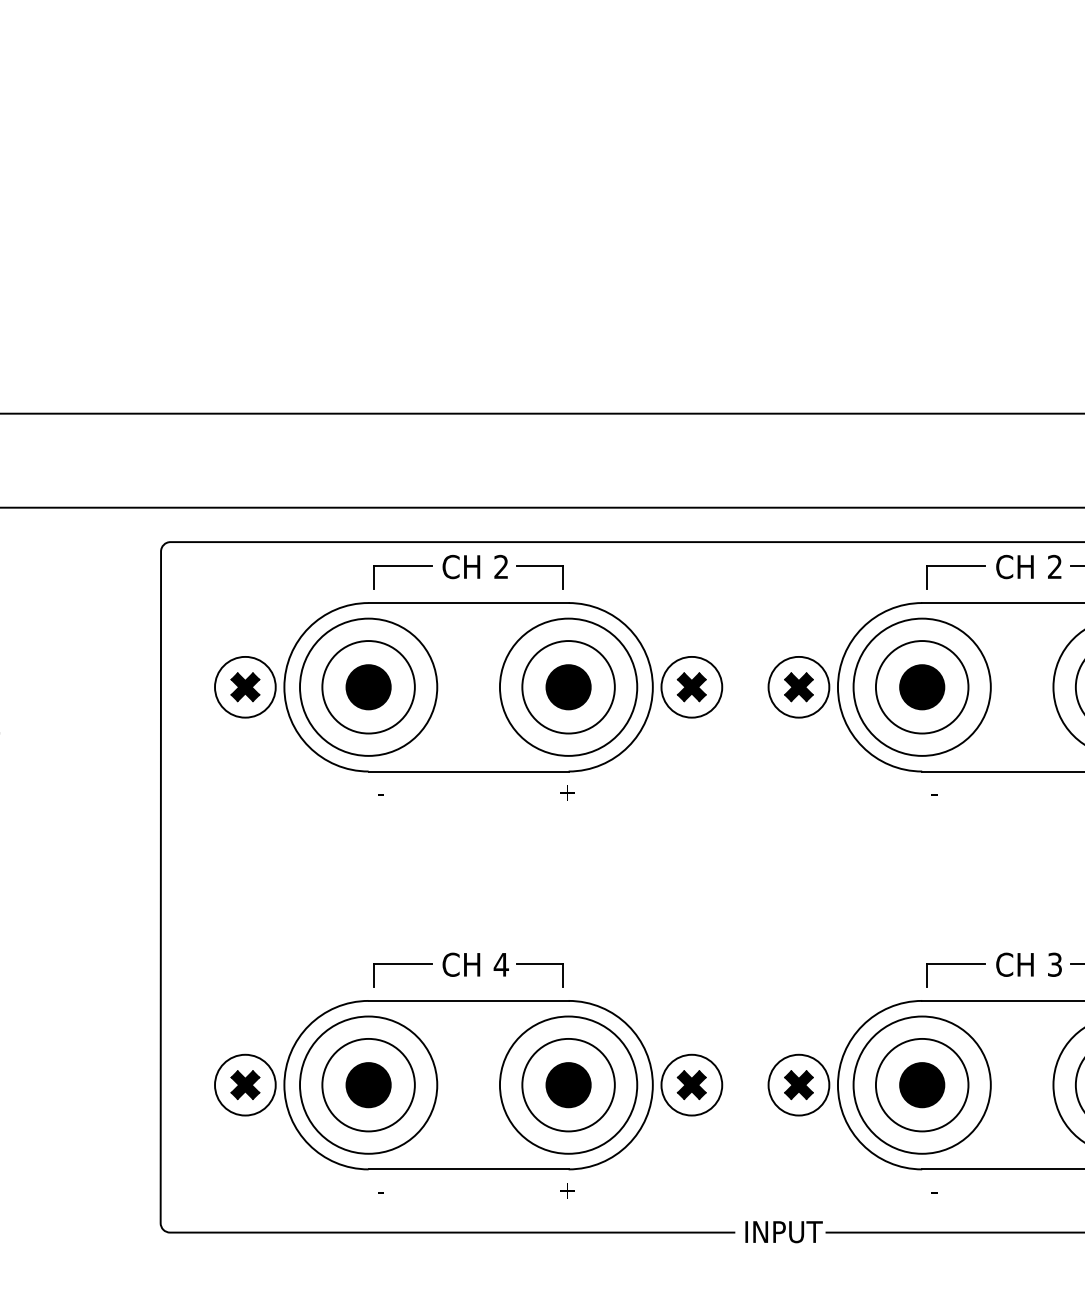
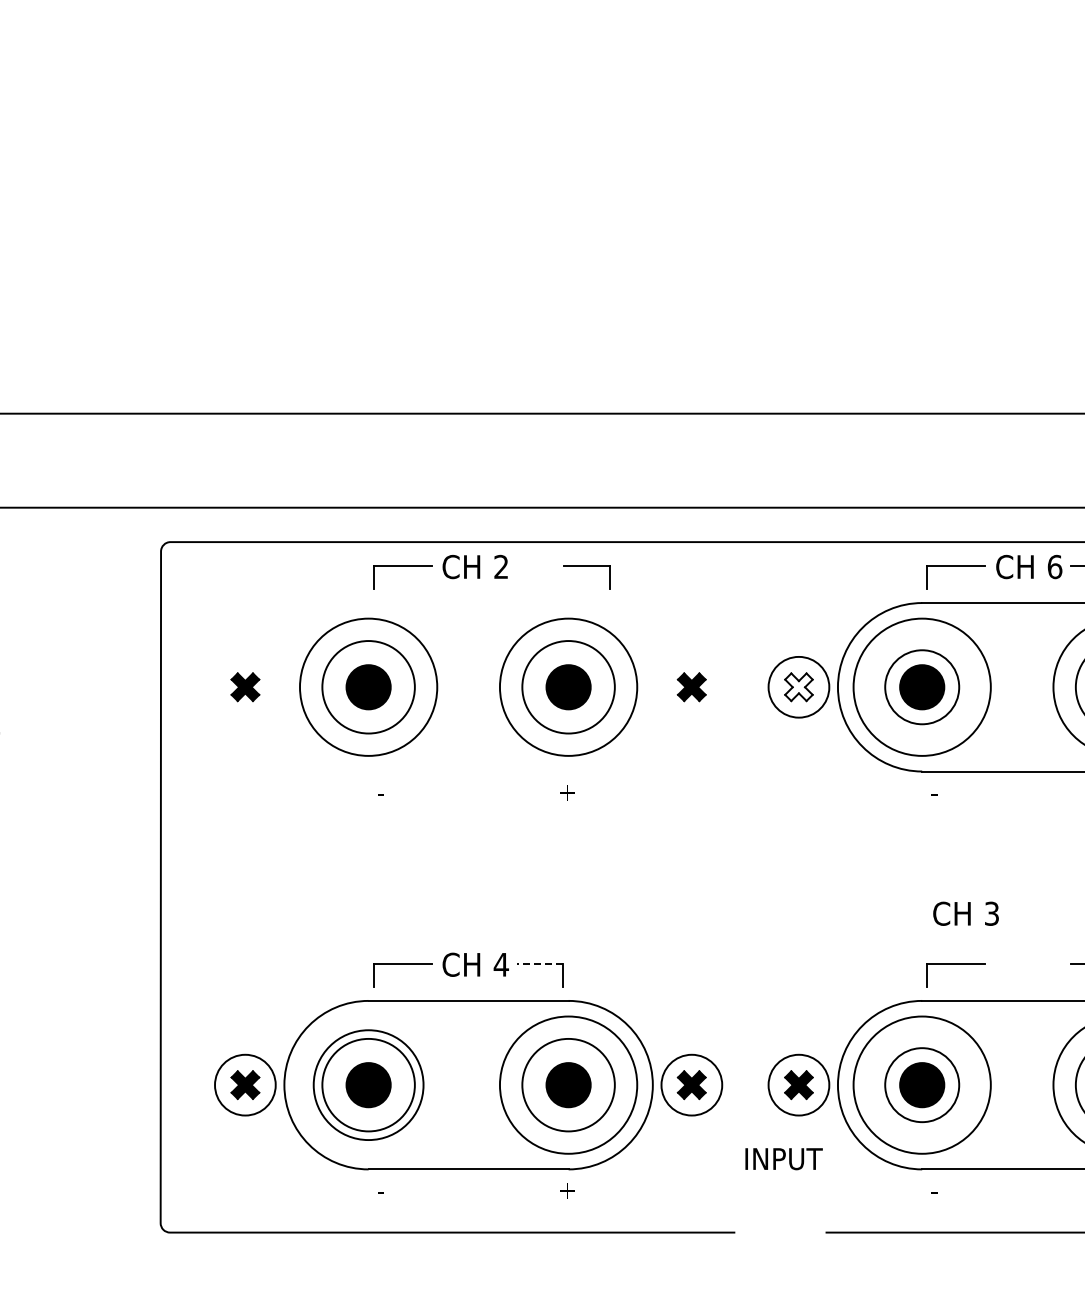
part position: (539, 566) -> (586, 566) (586, 566)
text: 2 -> 6 (1054, 566)
part: present -> none (468, 687)
fill: present -> none (798, 687)
circle diameter: 93 px -> 74 px (922, 687)
line: solid -> dashed (540, 964)
text position: (1028, 964) -> (965, 913) (965, 913)
circle diameter: 137 px -> 110 px (368, 1085)
circle diameter: 93 px -> 74 px (922, 1085)
text position: (783, 1232) -> (783, 1159) (783, 1159)
